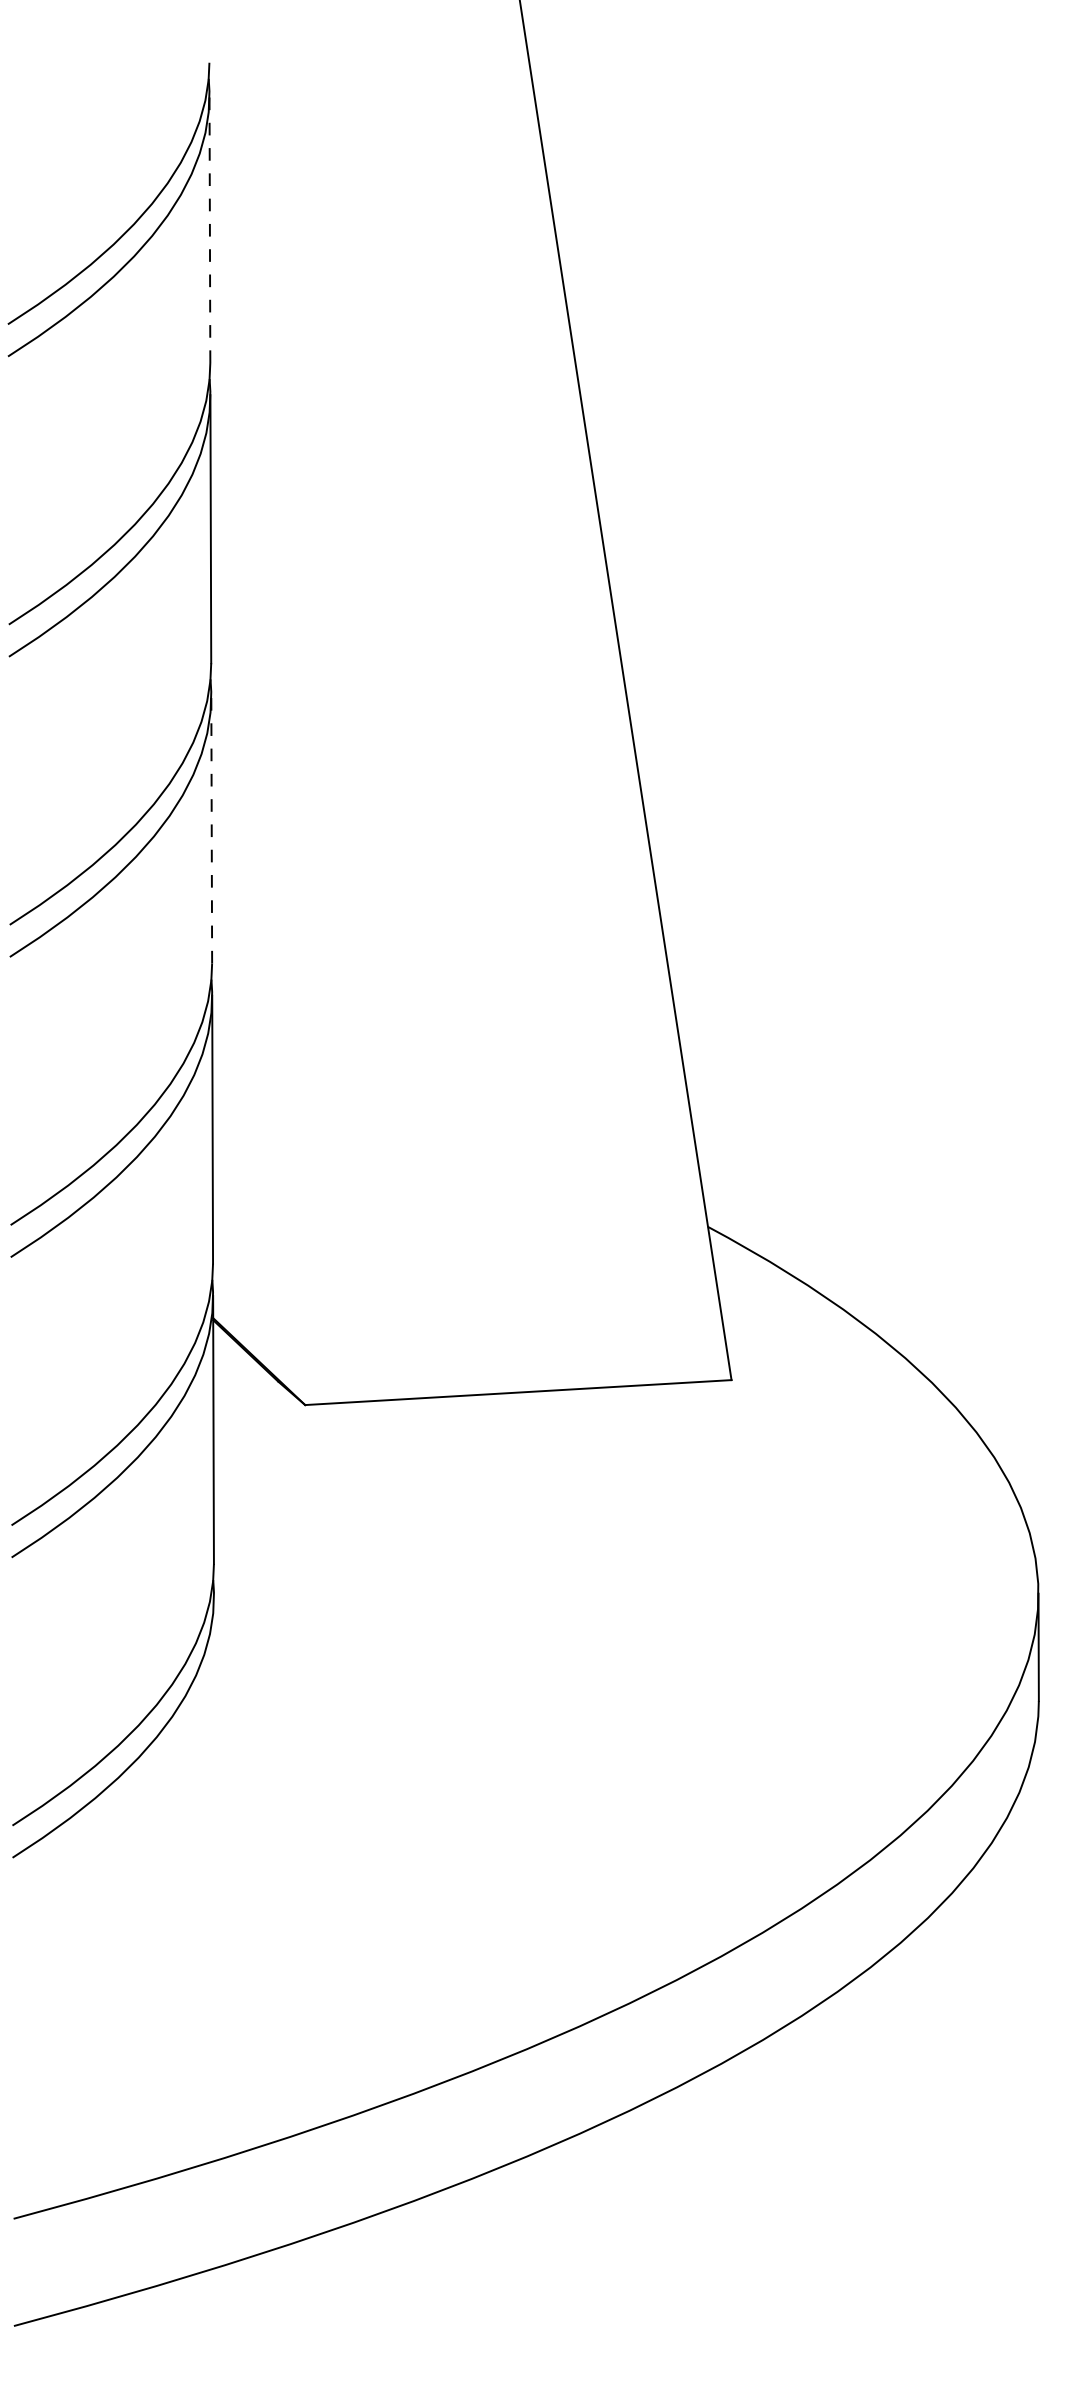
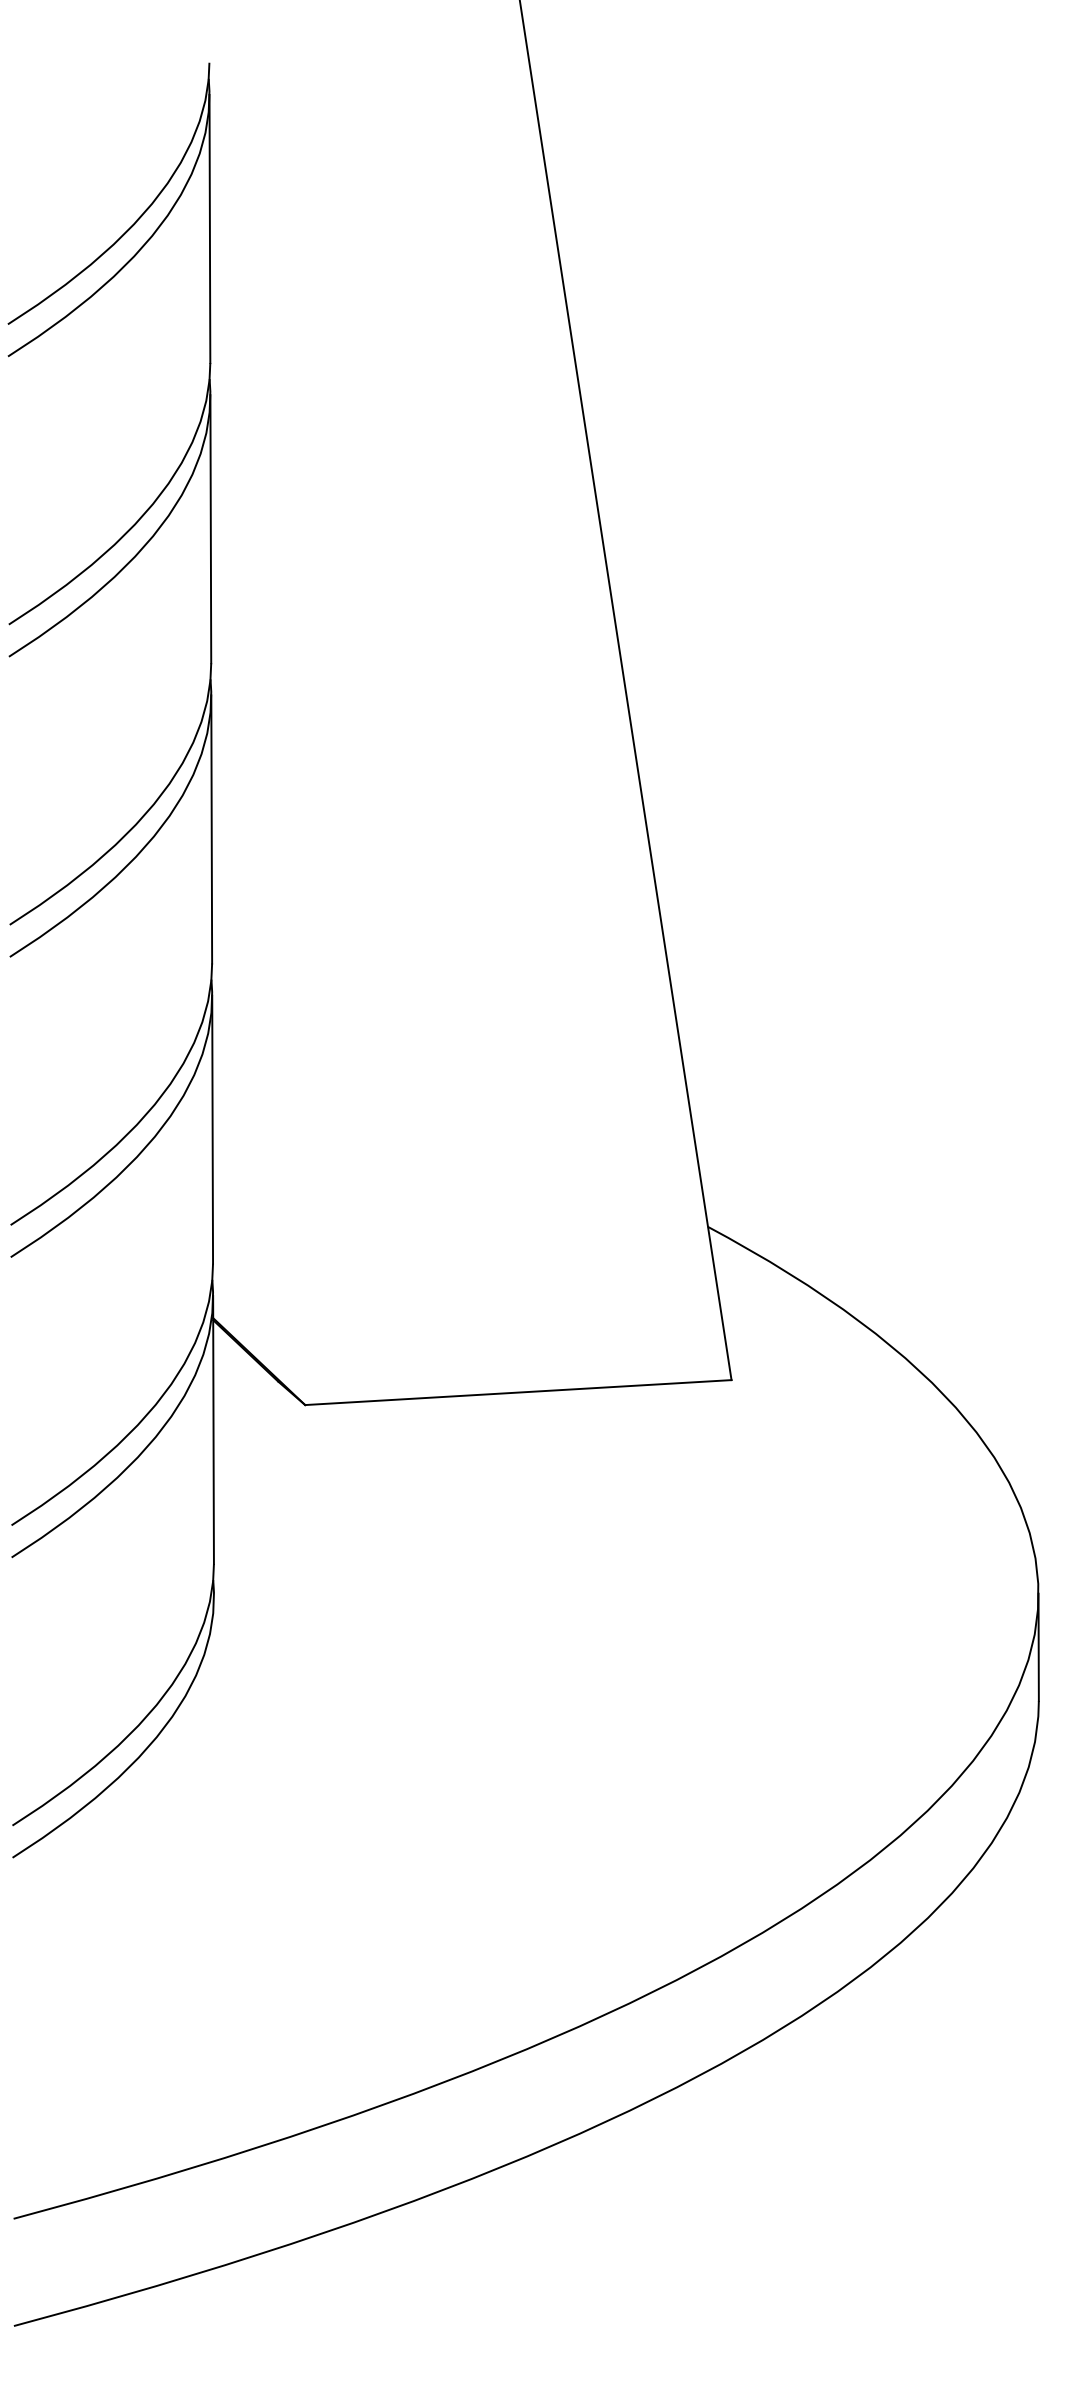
line: dashed -> solid (209, 228)
line: dashed -> solid (211, 828)
